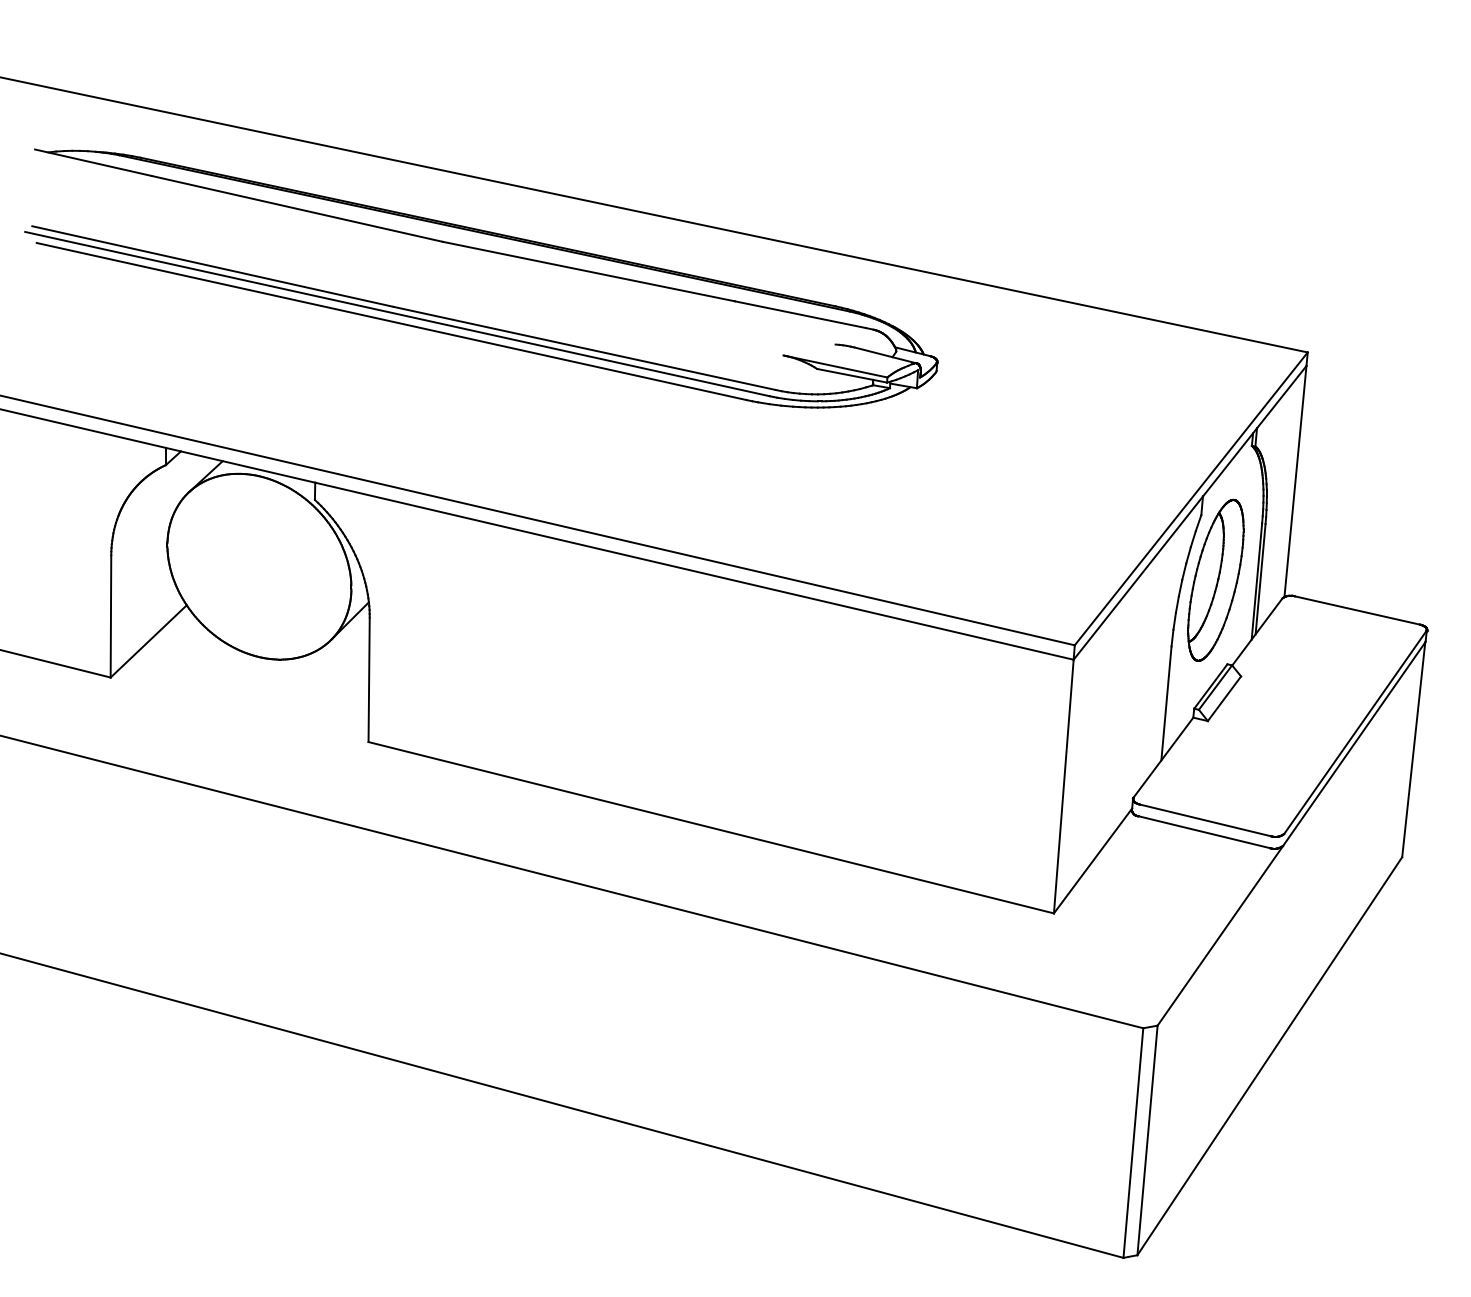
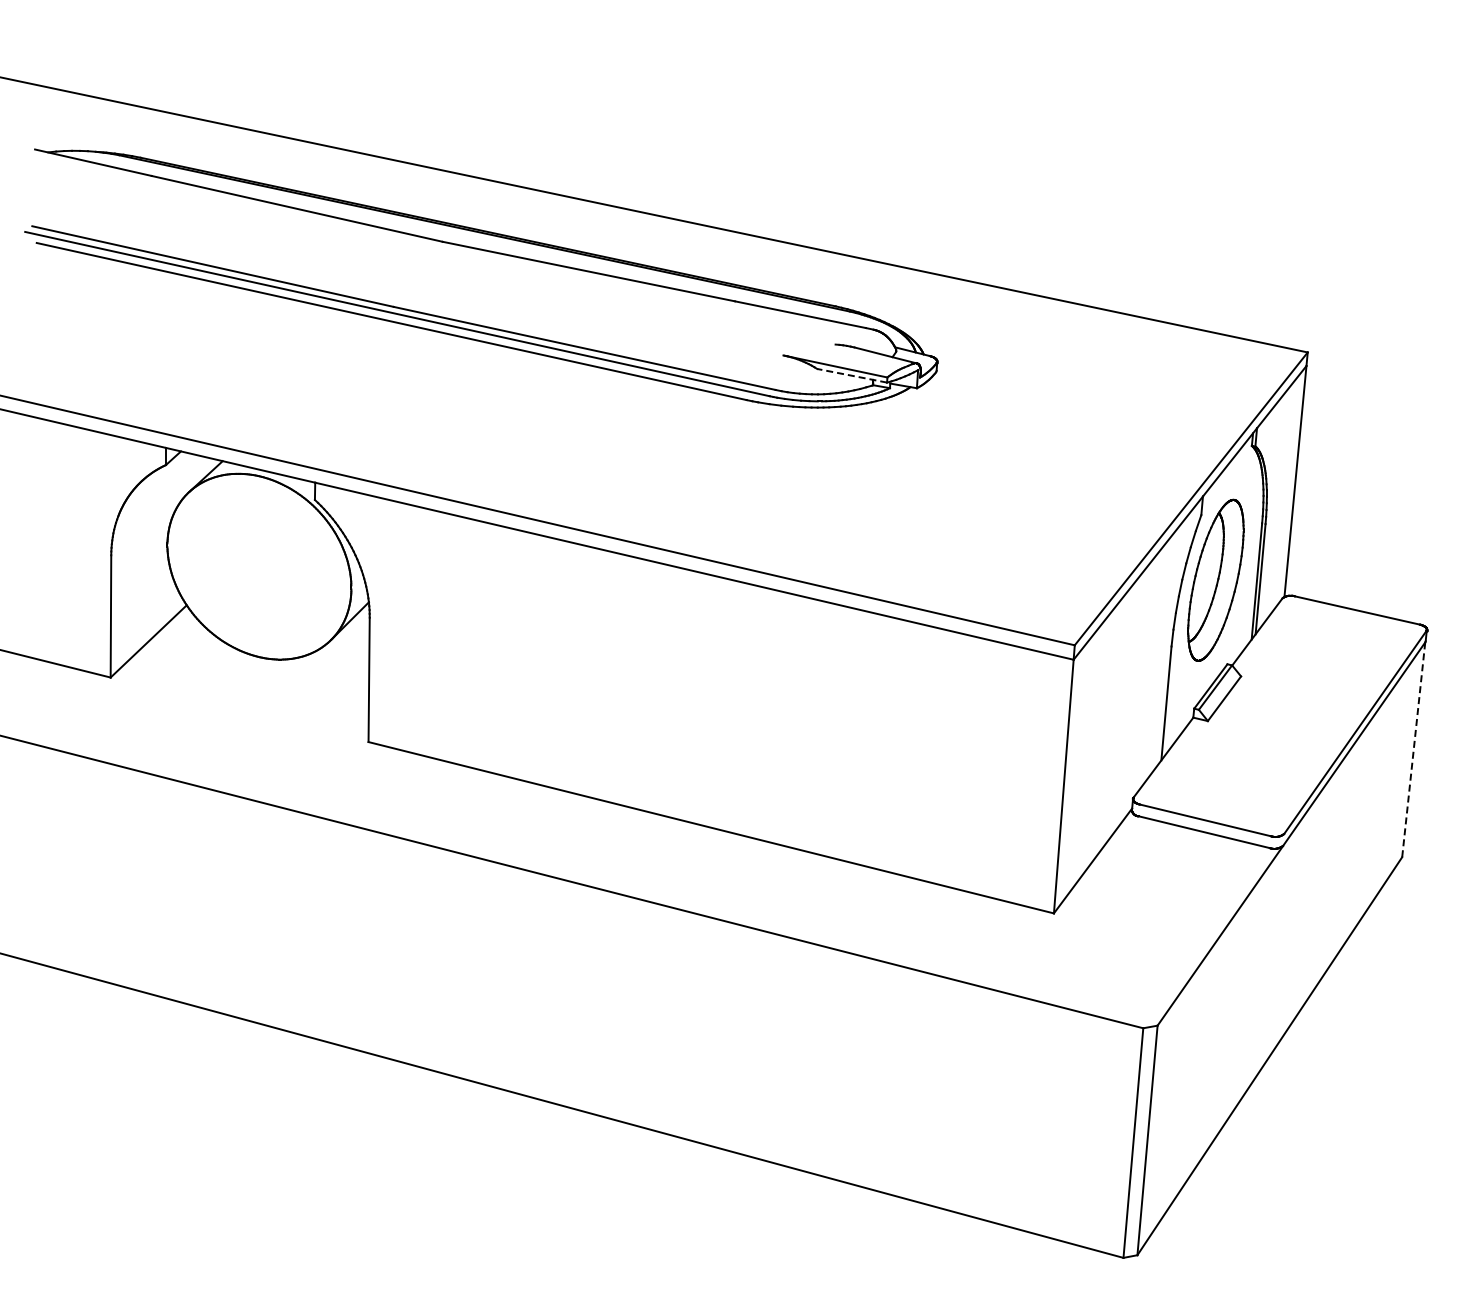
line: solid -> dashed (852, 375)
line: solid -> dashed (1413, 749)
